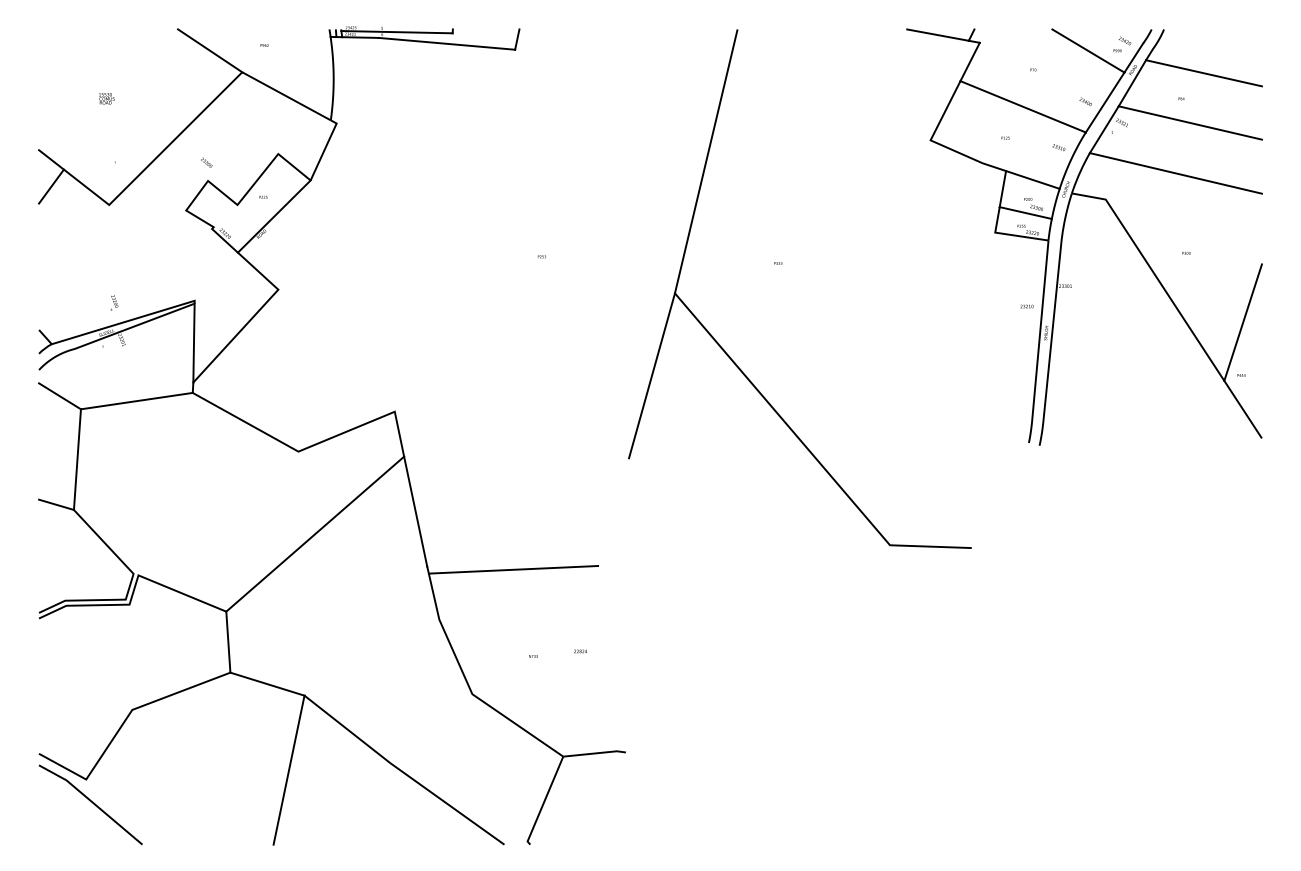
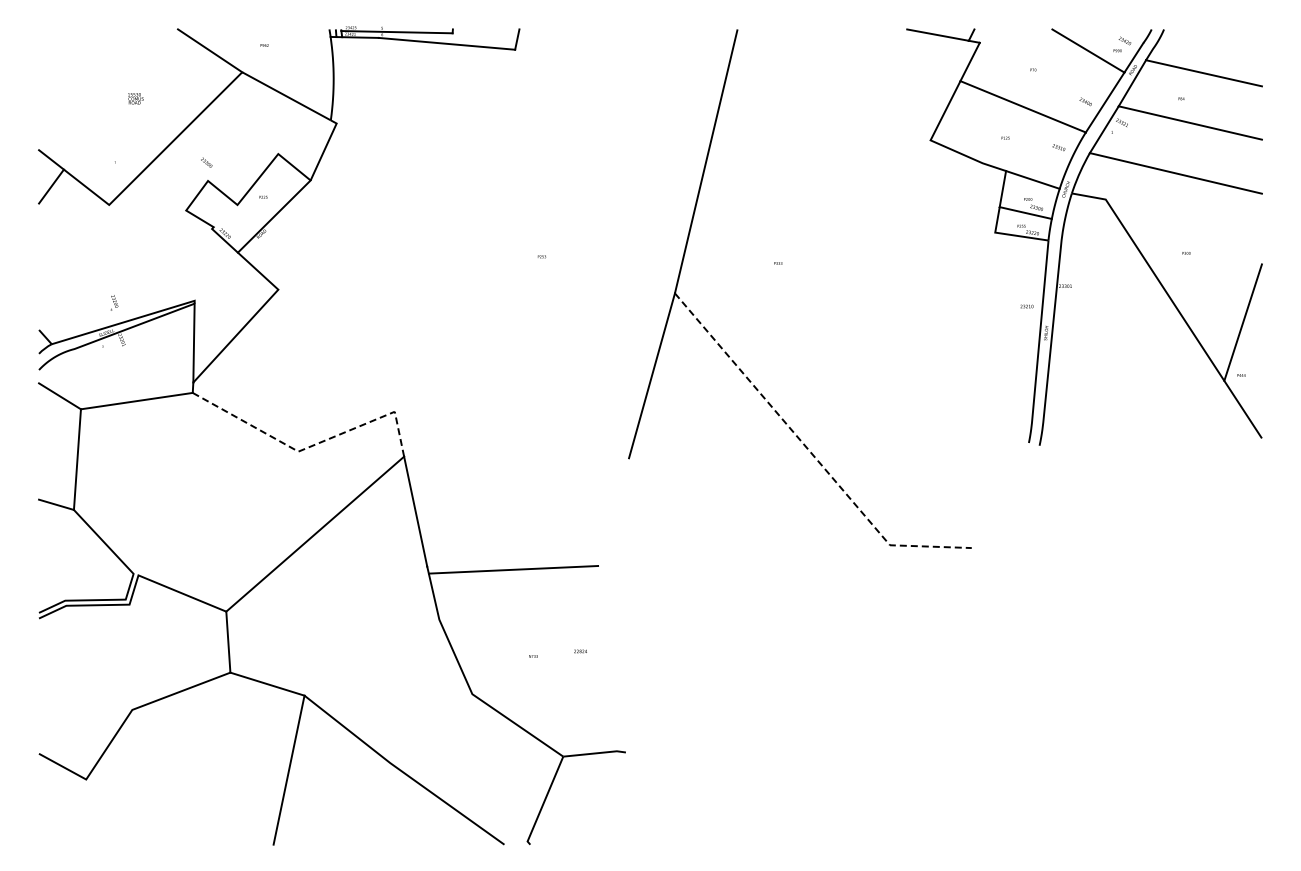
text position: (106, 98) -> (135, 98) (135, 98)
line: solid -> dashed (312, 445)
line: solid -> dashed (809, 451)
line: present -> none (91, 802)
